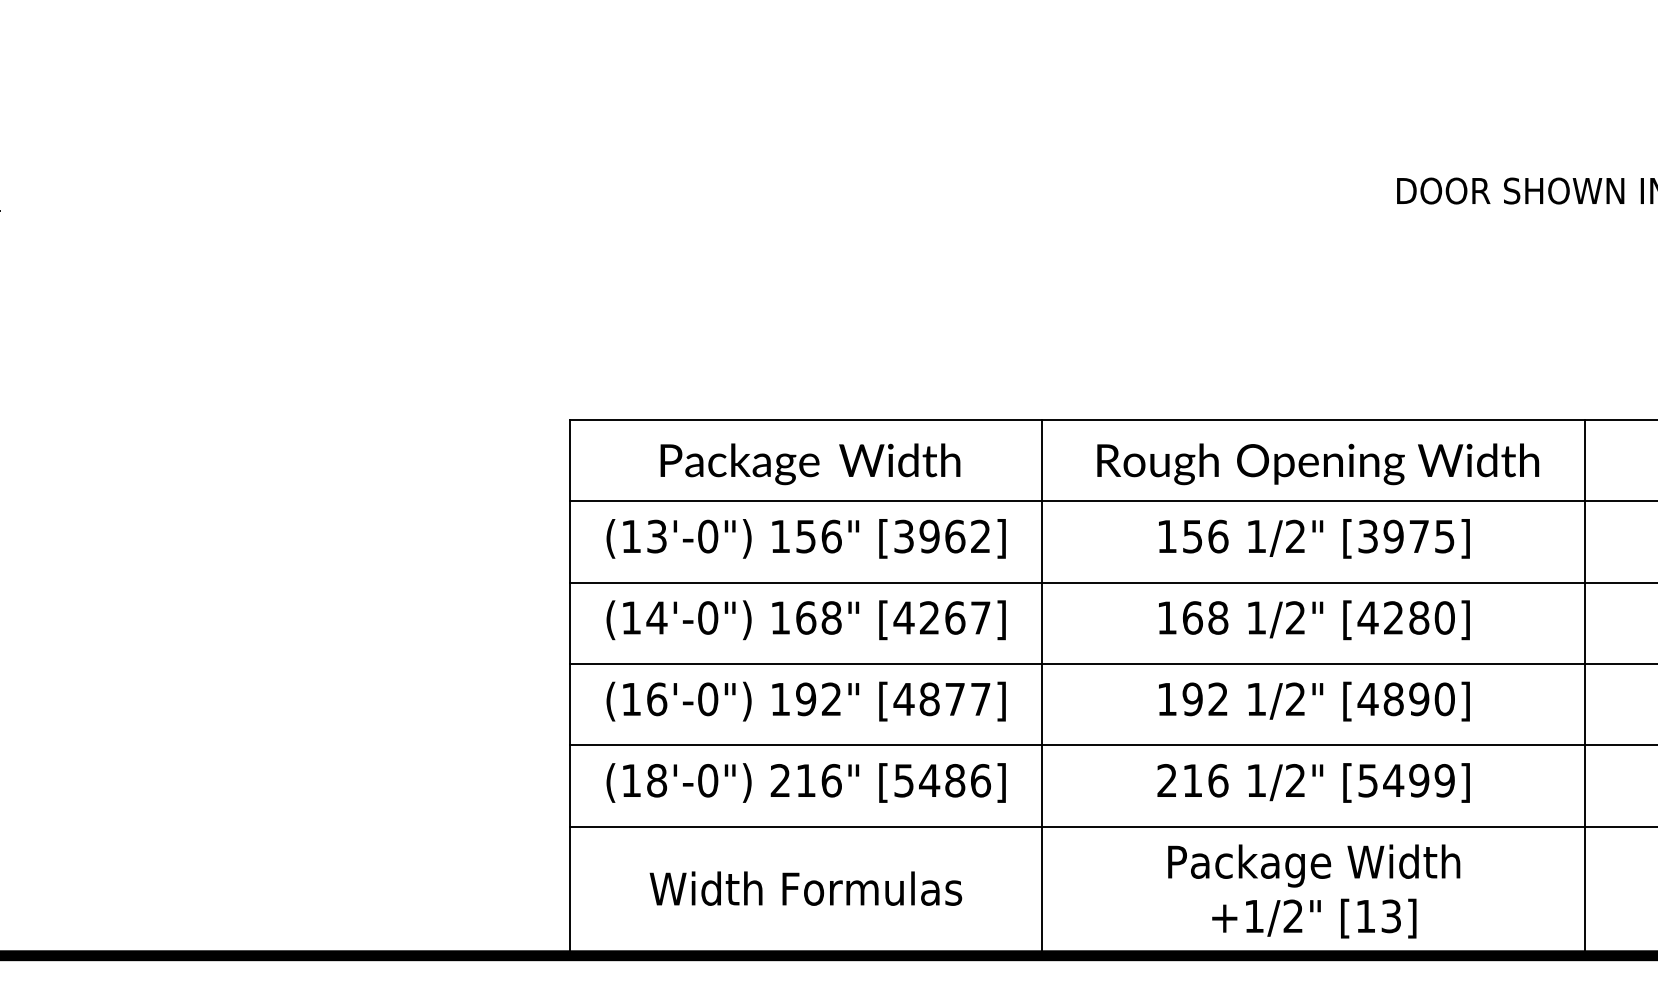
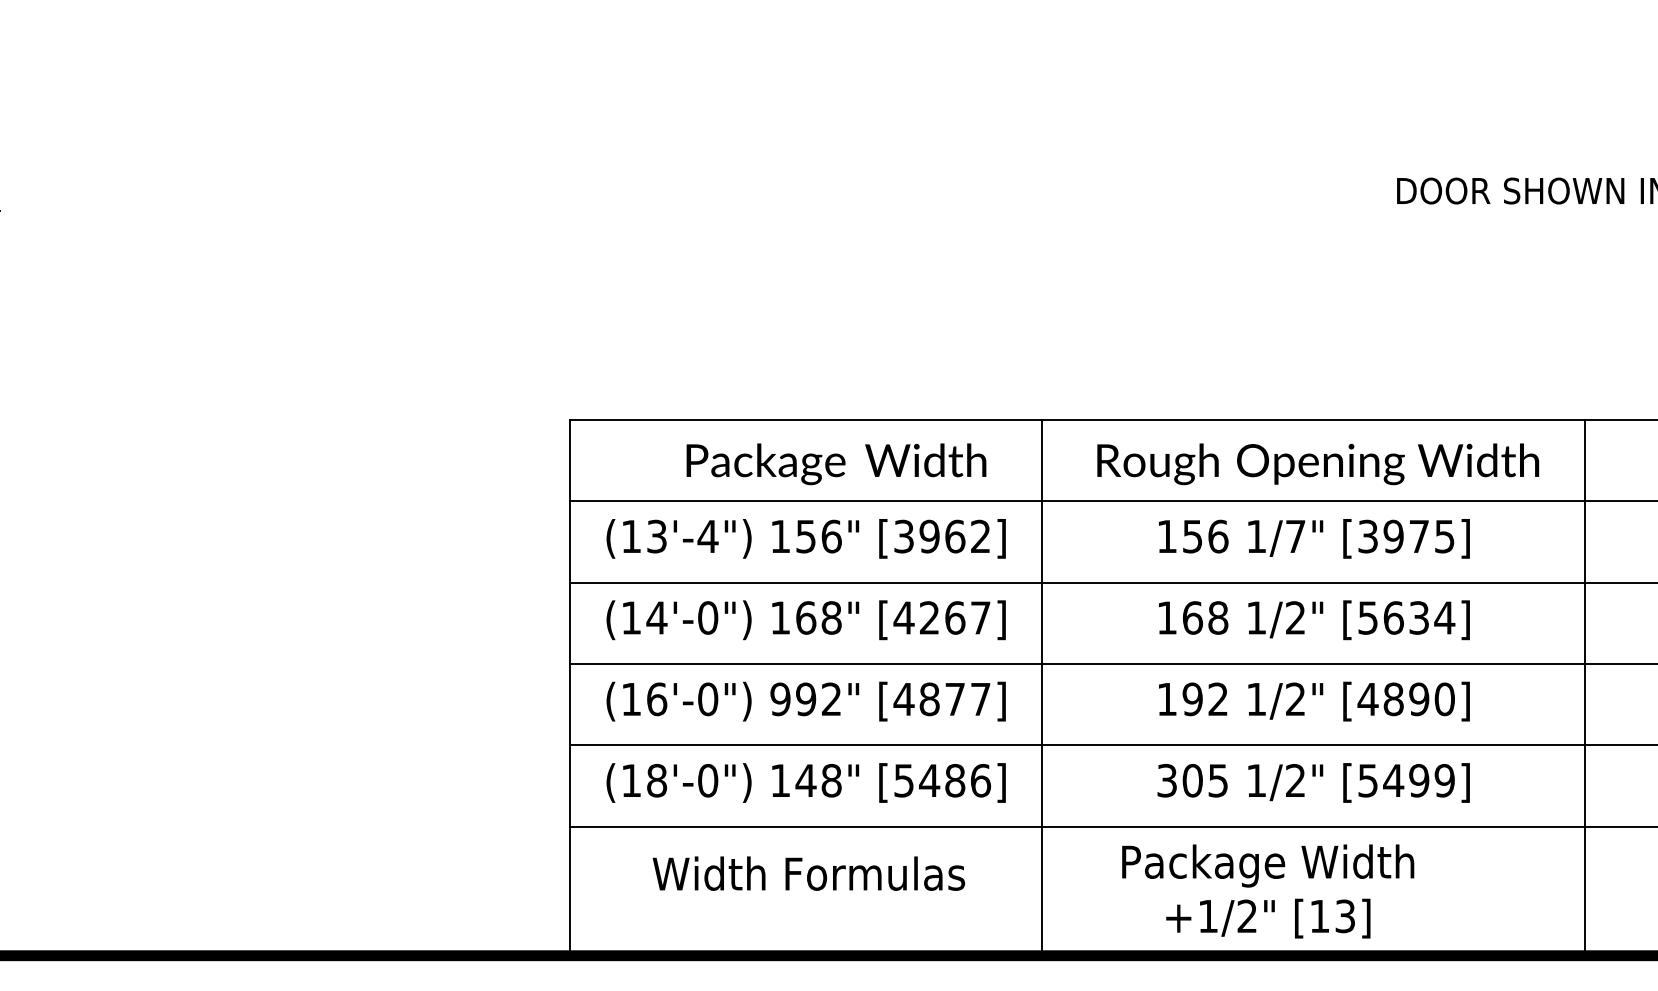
text position: (810, 464) -> (836, 464) (836, 464)
text: 1/2" -> 1/7" (1295, 535)
text: (13'-0") -> (13'-4") (707, 536)
text: [4280] -> [5634] (1406, 617)
text: 192" -> 992" (780, 699)
text: 216" -> 148" (805, 780)
text: 216 -> 305 (1192, 780)
text position: (805, 888) -> (808, 873) (808, 873)
text position: (1314, 891) -> (1268, 891) (1268, 891)
